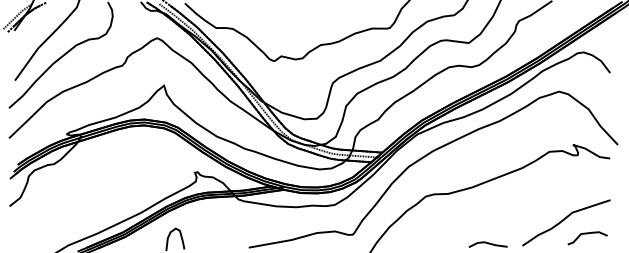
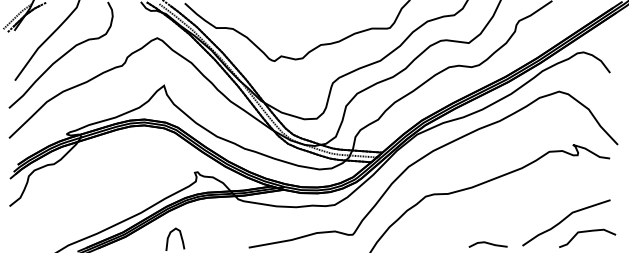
part size: 41x15 px -> 58x20 px (587, 237)
